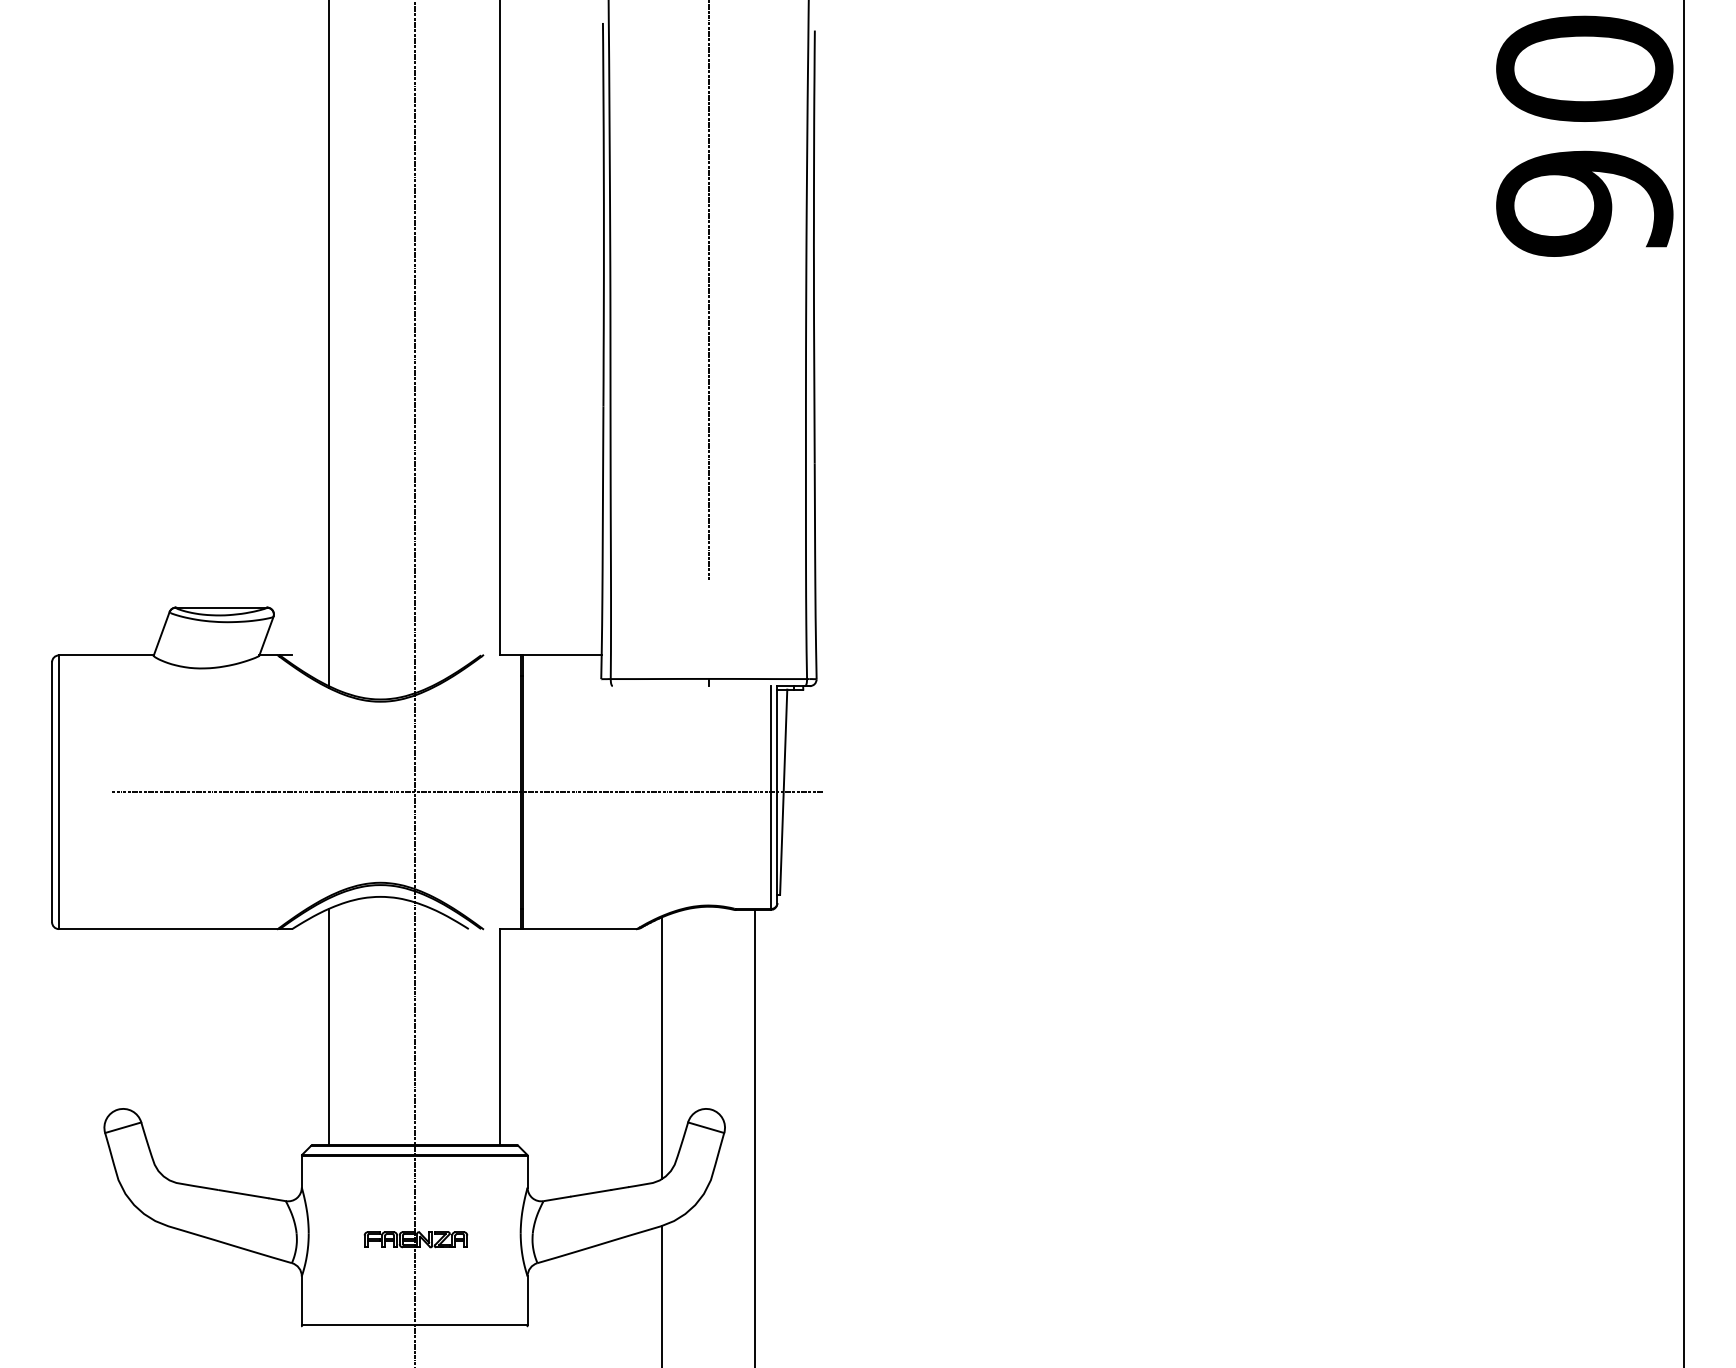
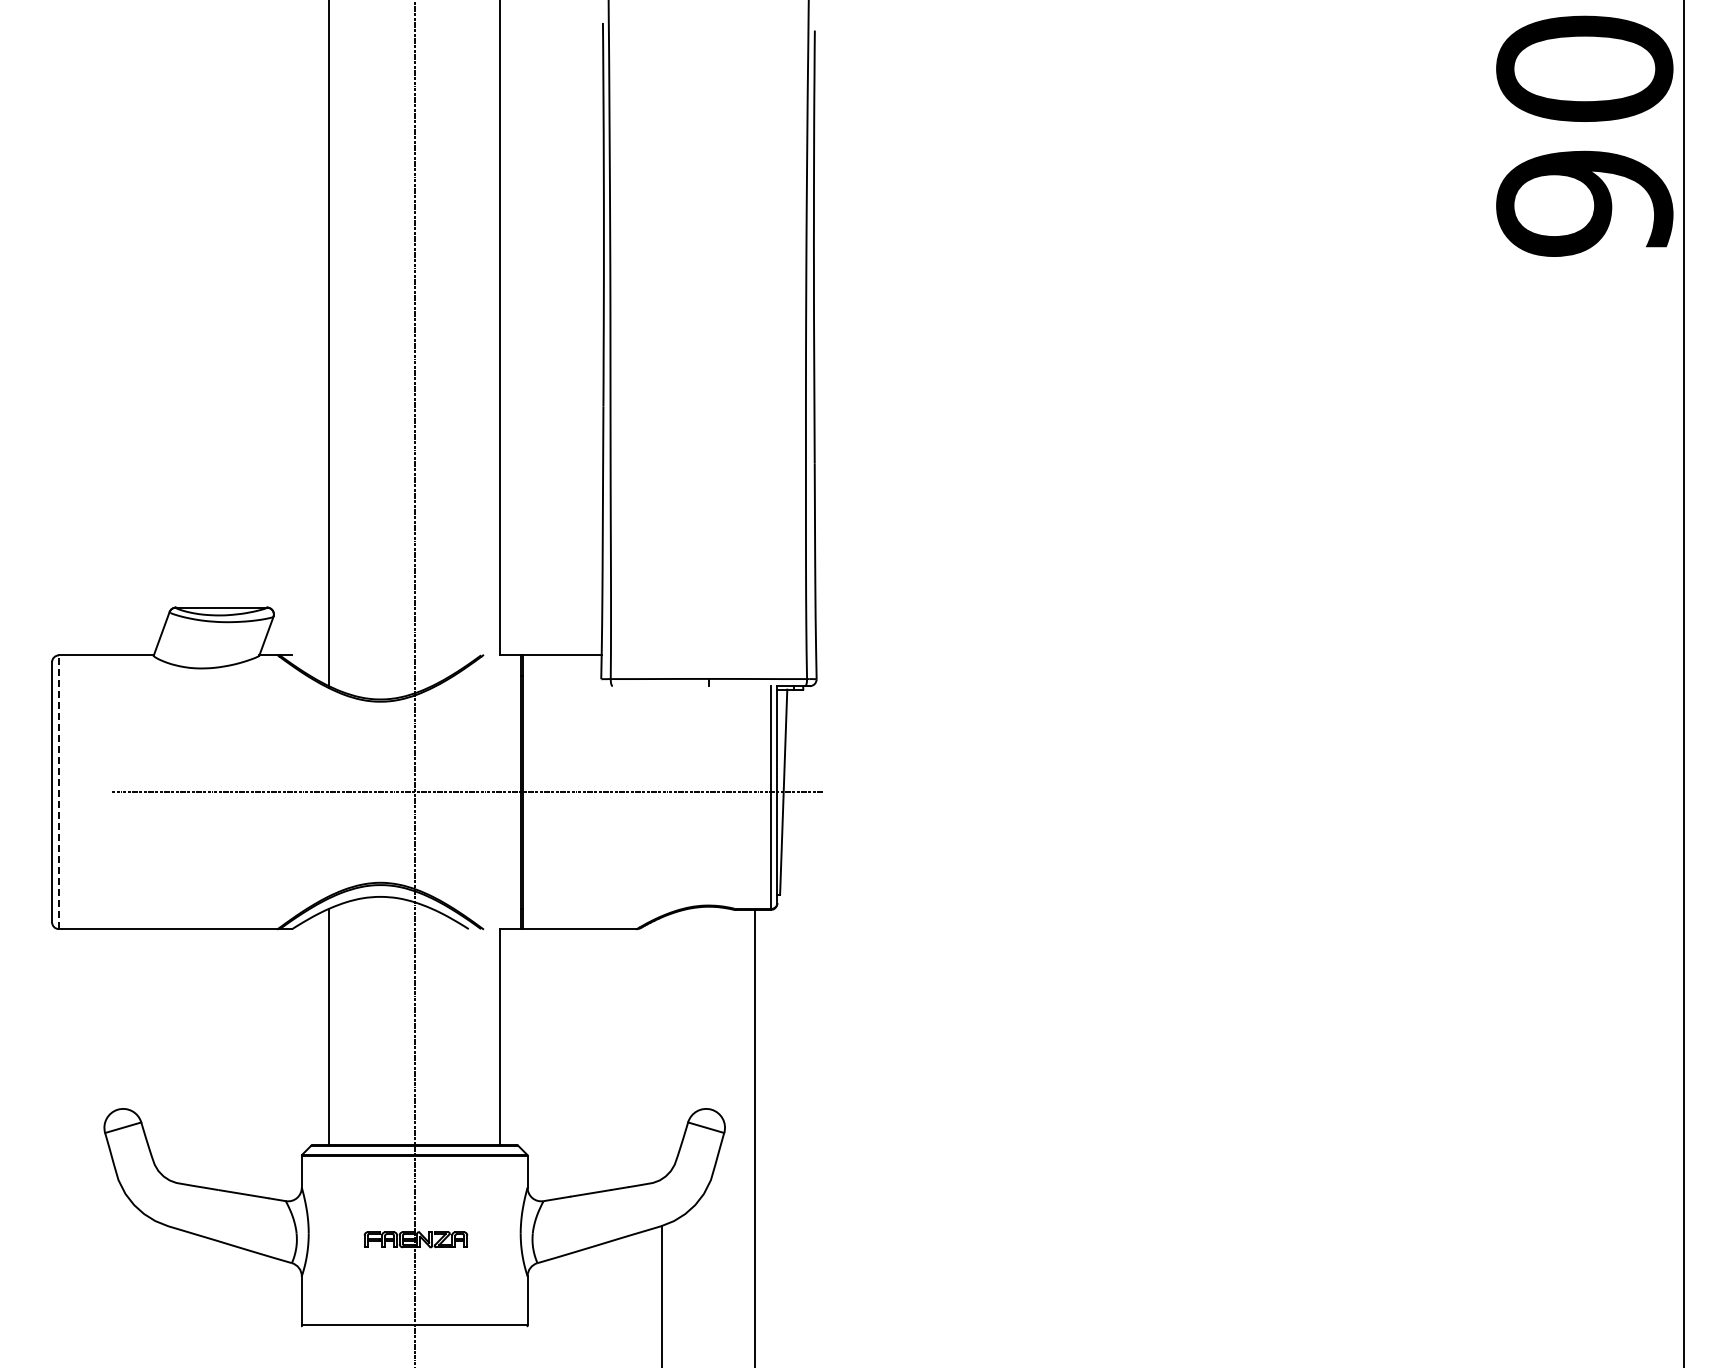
line: present -> none (708, 290)
line: solid -> dashed (58, 792)
line: present -> none (662, 1047)
